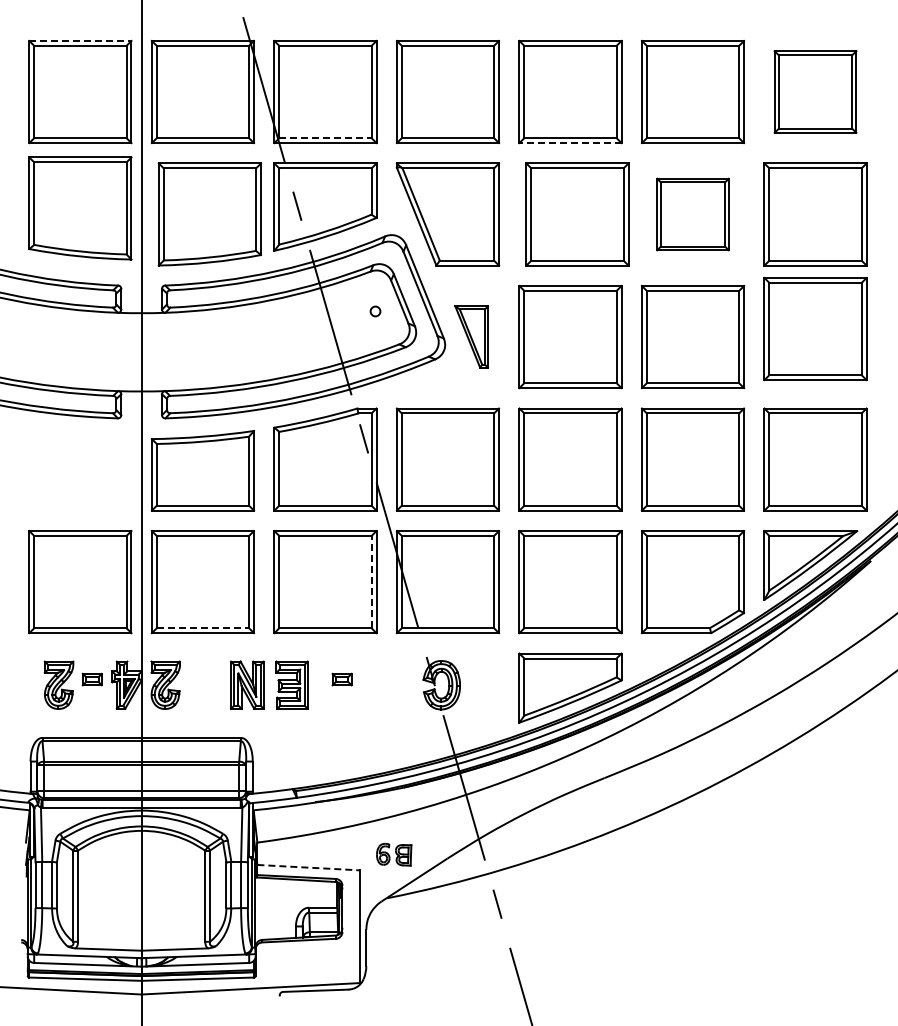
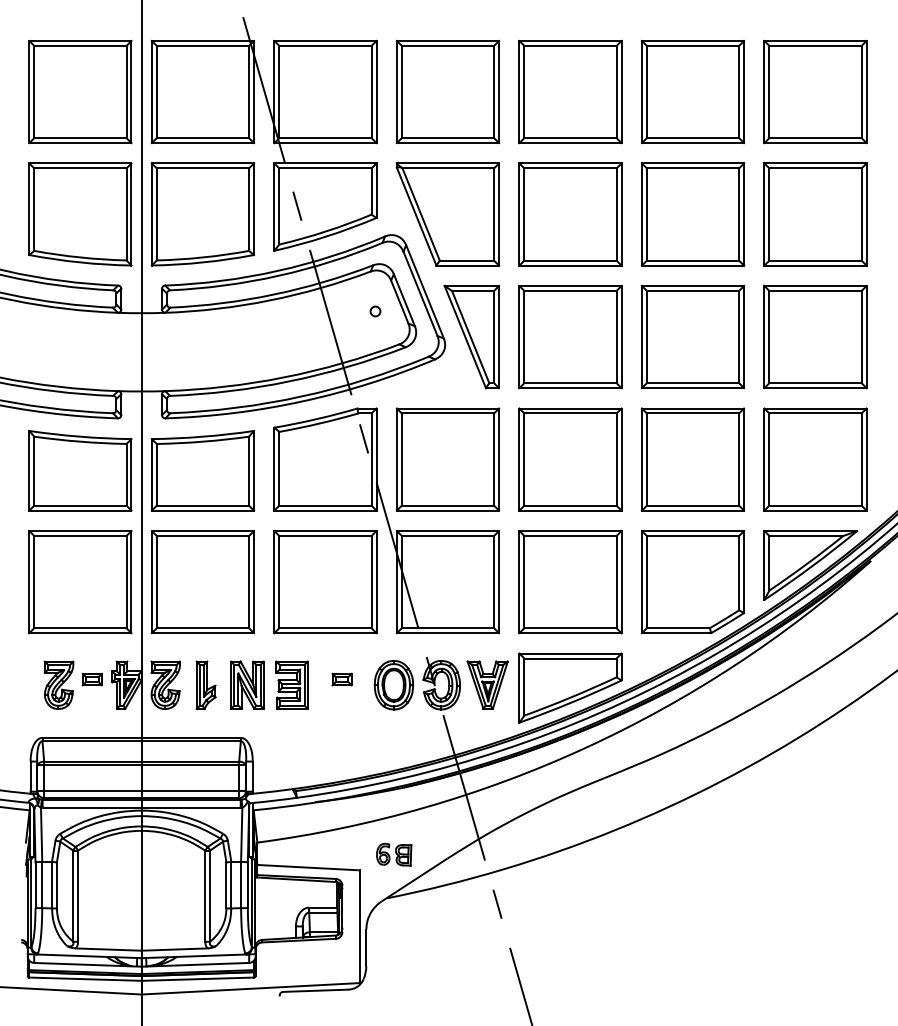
line: dashed -> solid (80, 40)
part size: 85x84 px -> 105x106 px (815, 91)
line: dashed -> solid (325, 138)
line: dashed -> solid (570, 143)
part position: (80, 208) -> (80, 214) (80, 214)
part position: (209, 214) -> (202, 214) (202, 214)
part position: (577, 214) -> (570, 214) (570, 214)
part size: 74x75 px -> 106x105 px (692, 214)
part position: (815, 329) -> (815, 337) (815, 337)
part size: 36x64 px -> 57x106 px (471, 336)
part: none -> present (80, 470)
line: dashed -> solid (371, 581)
line: dashed -> solid (203, 628)
part: none -> present (205, 684)
part: none -> present (487, 684)
part: none -> present (393, 685)
line: dashed -> solid (308, 867)
